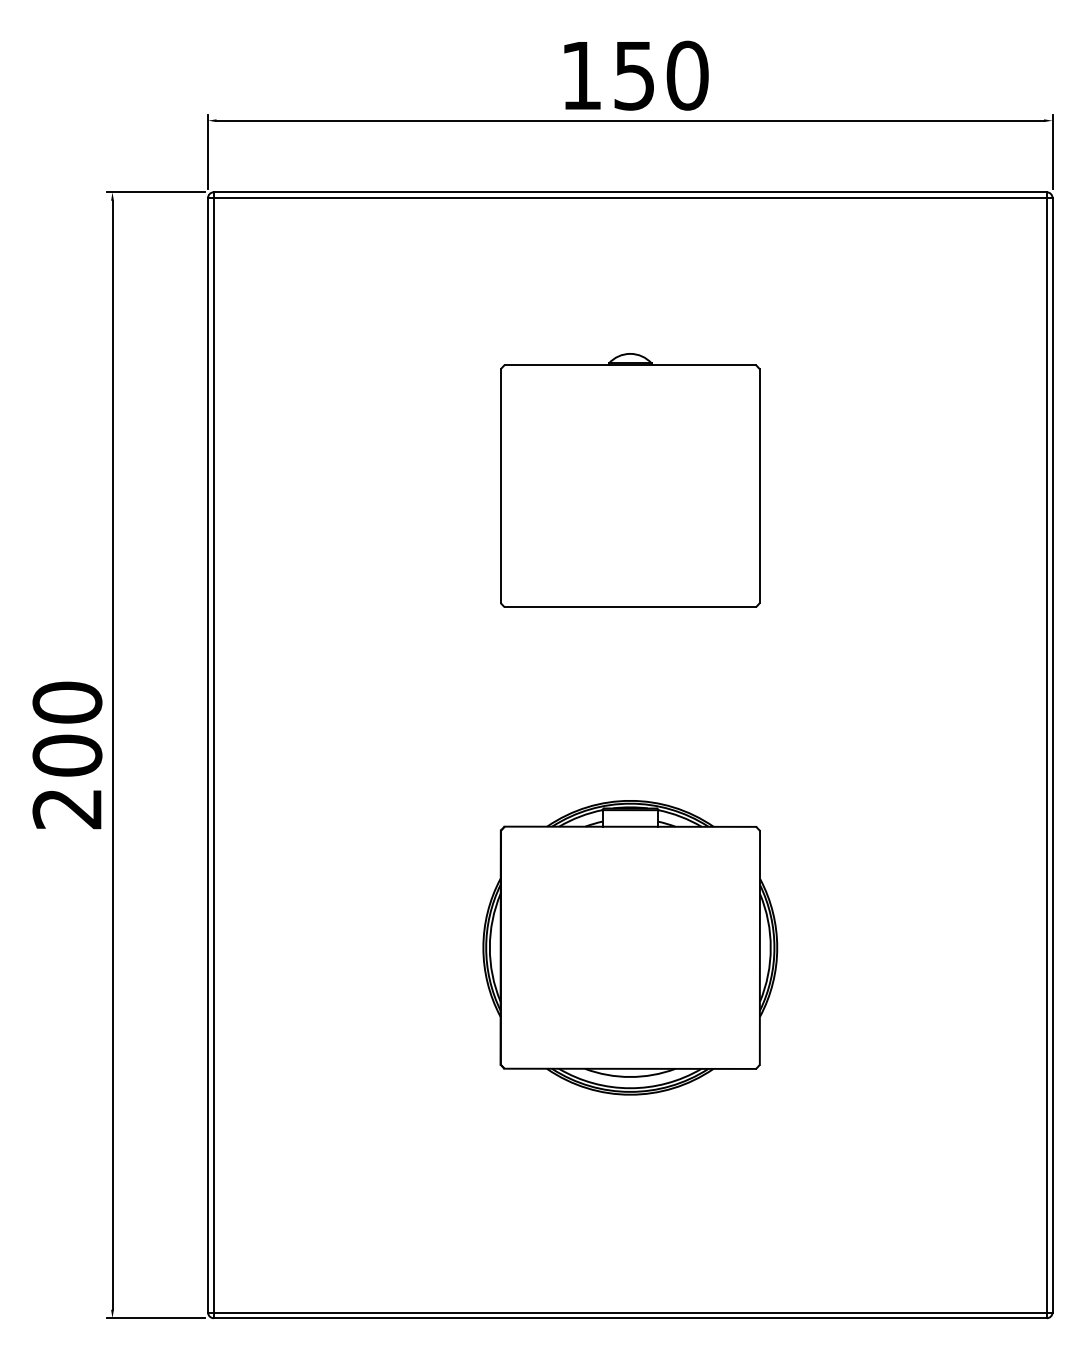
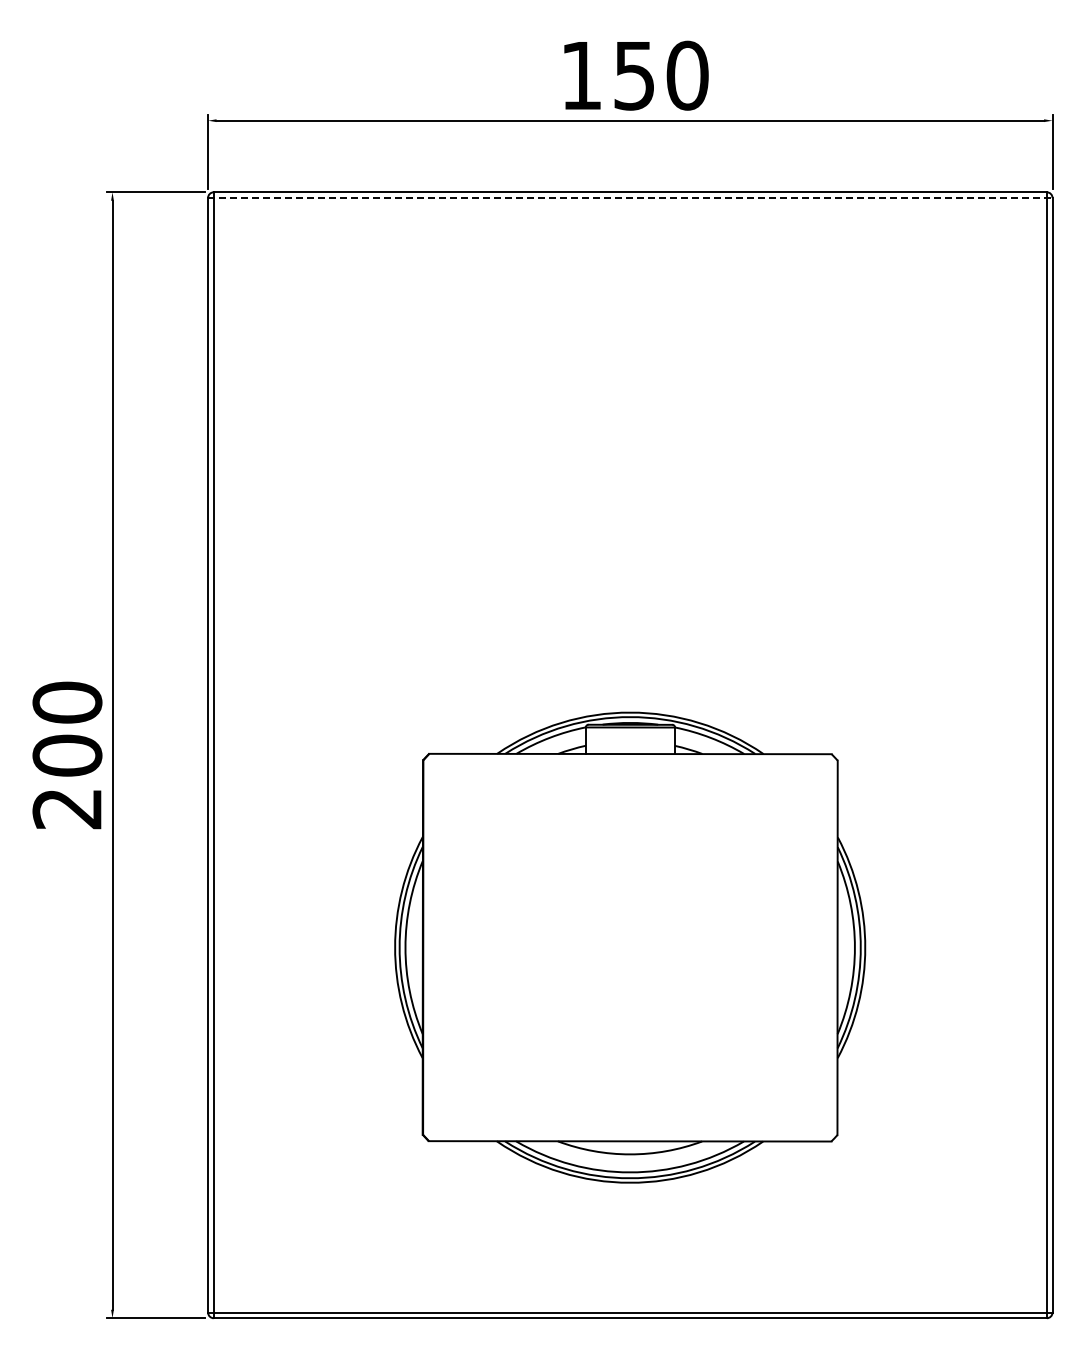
line: solid -> dashed (630, 197)
part: present -> none (630, 480)
part size: 297x296 px -> 473x473 px (630, 947)
